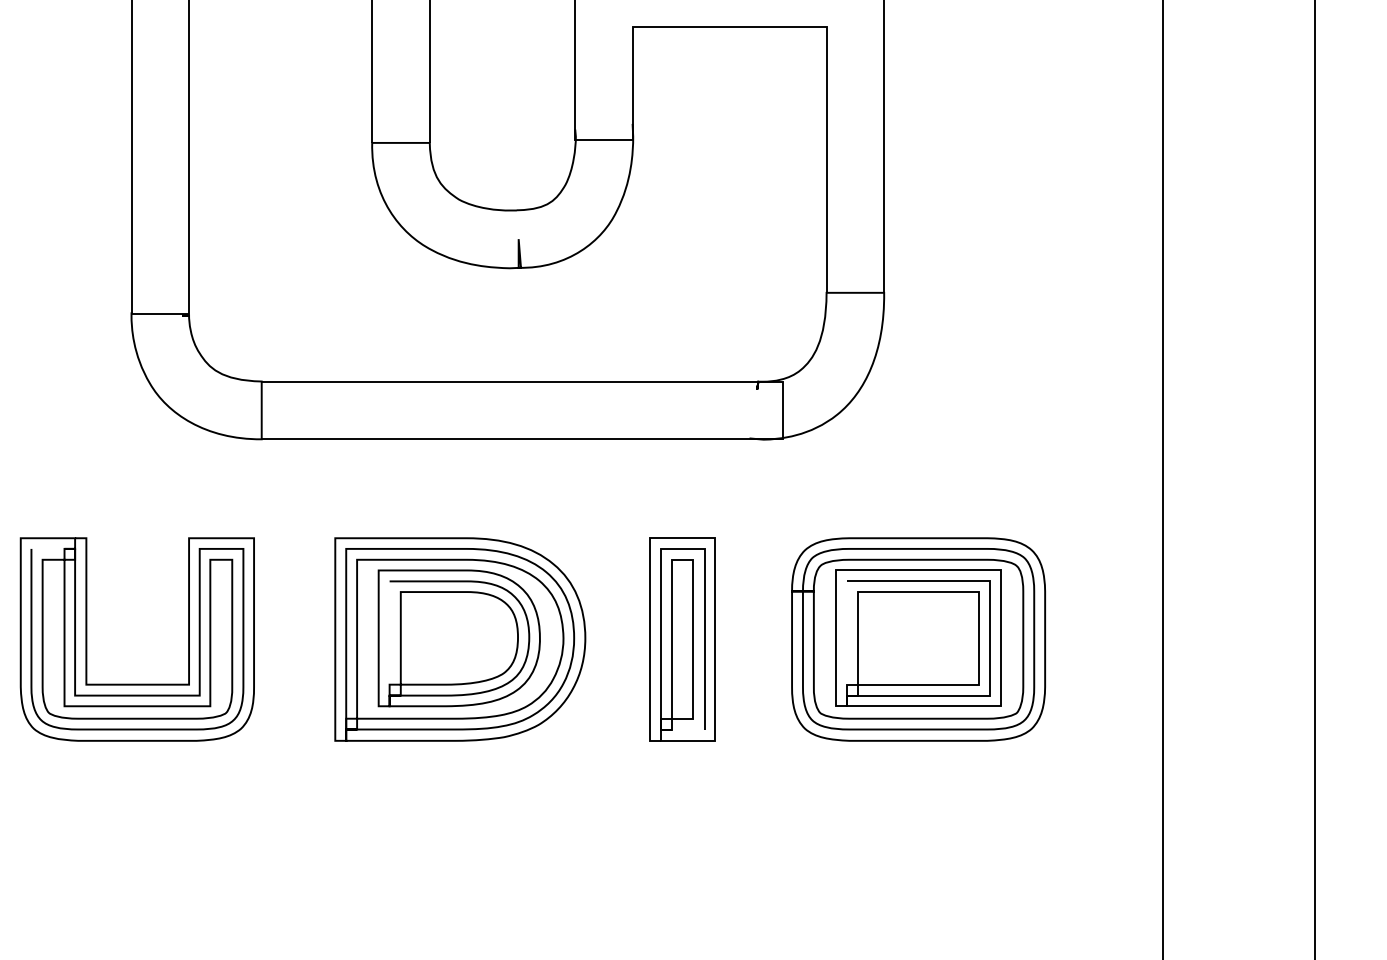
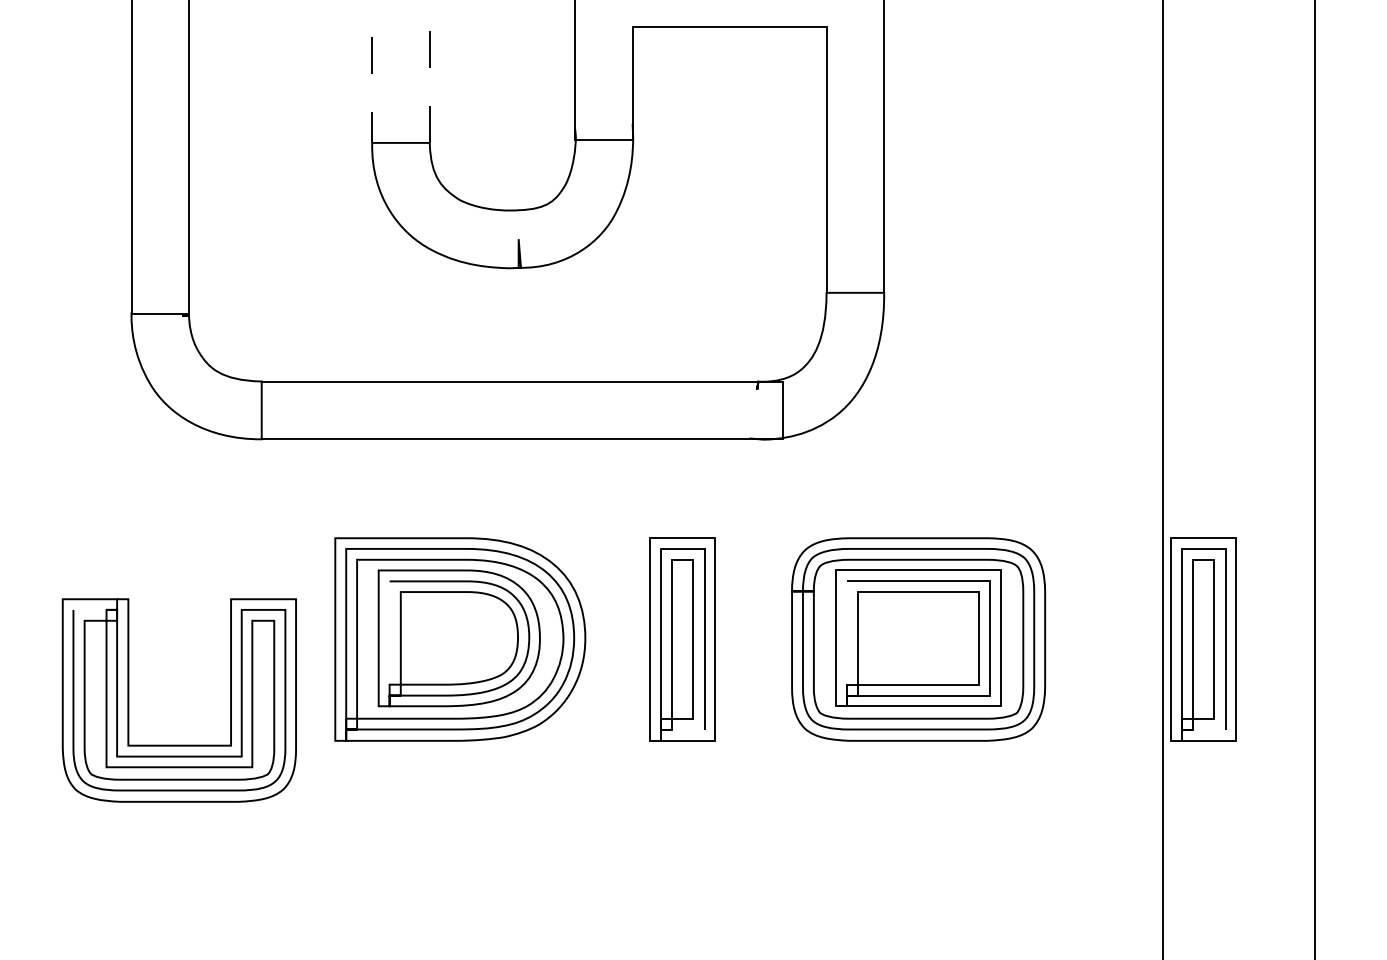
line: solid -> dashed (372, 0)
part: none -> present (1203, 639)
part position: (136, 683) -> (178, 744) (178, 744)
